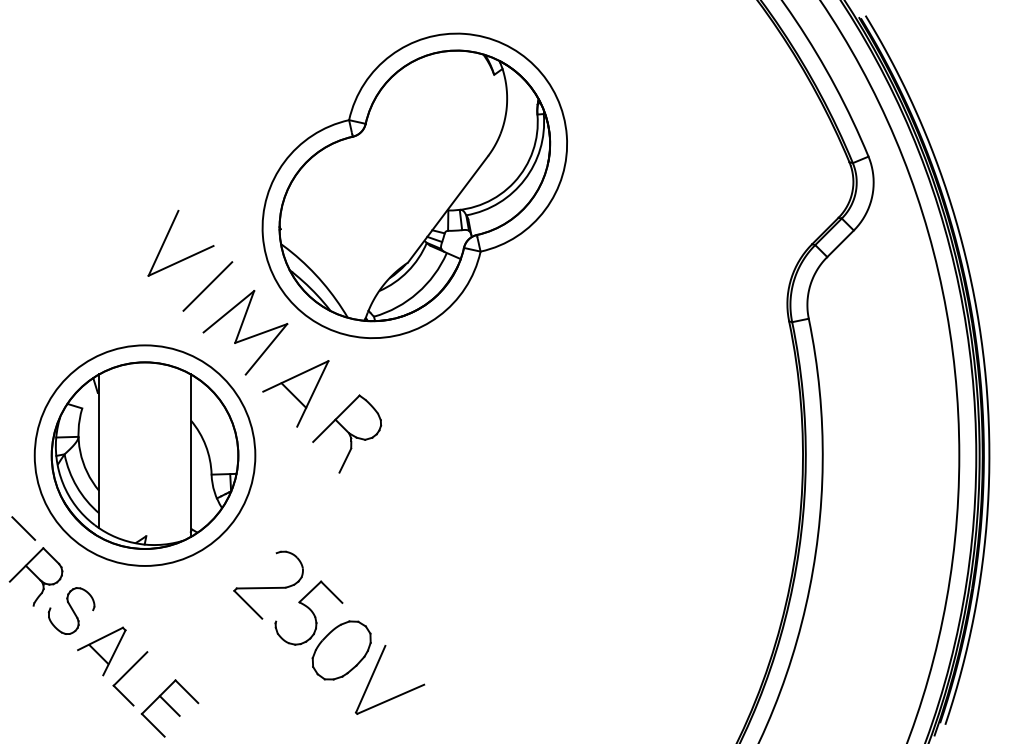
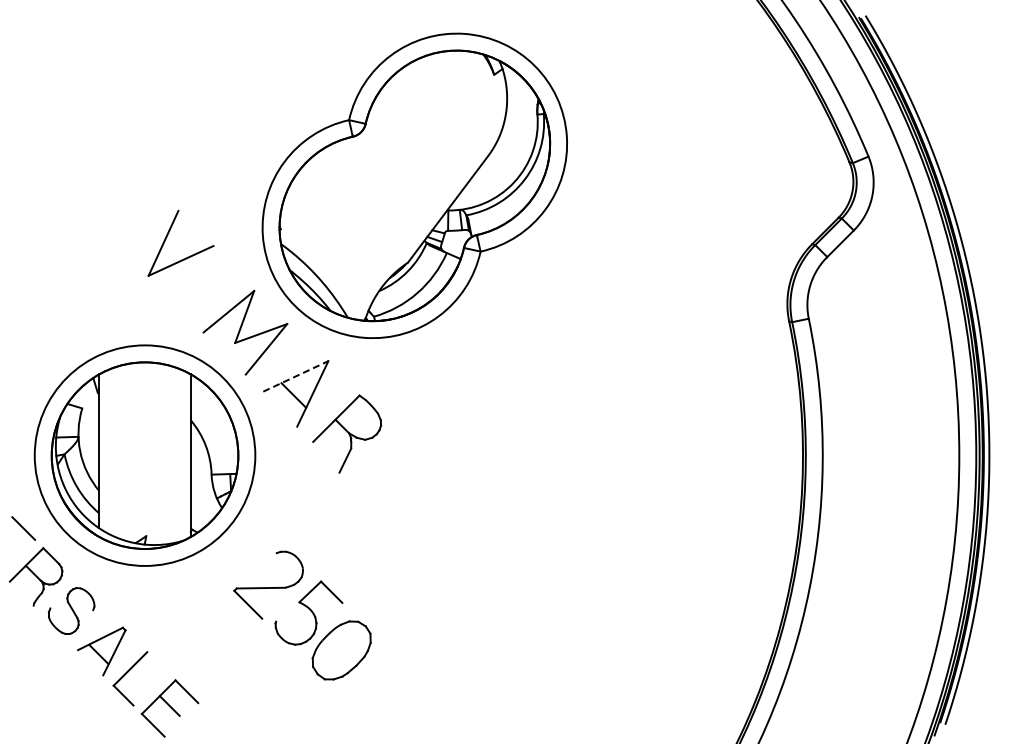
line: present -> none (207, 286)
line: solid -> dashed (295, 376)
part: present -> none (375, 671)
